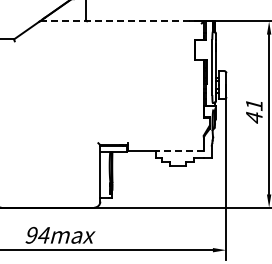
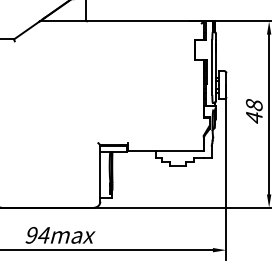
line: dashed -> solid (121, 21)
text: 41 -> 48 (253, 105)
line: dashed -> solid (179, 151)
